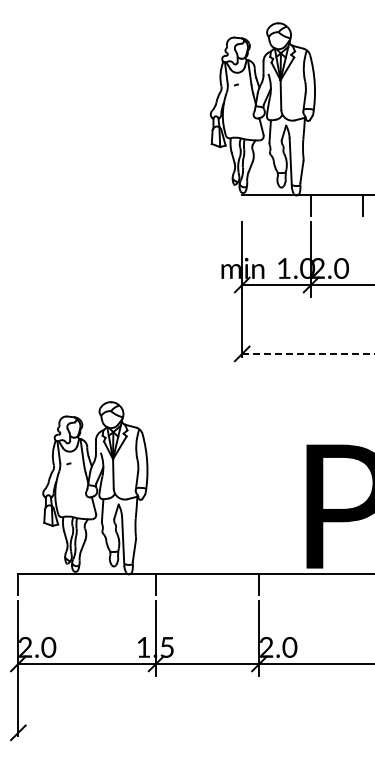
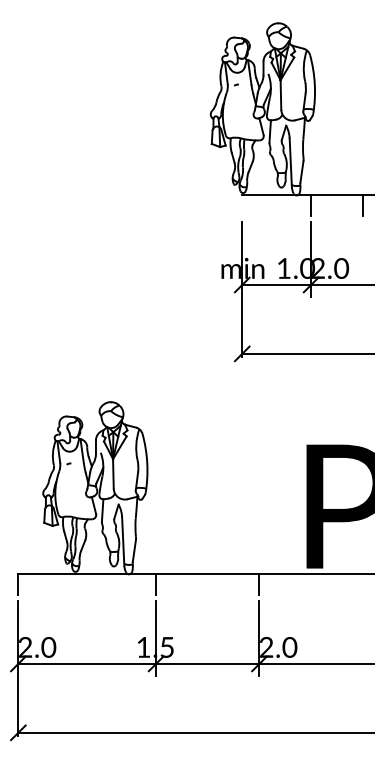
line: dashed -> solid (308, 353)
line: none -> present (194, 732)
